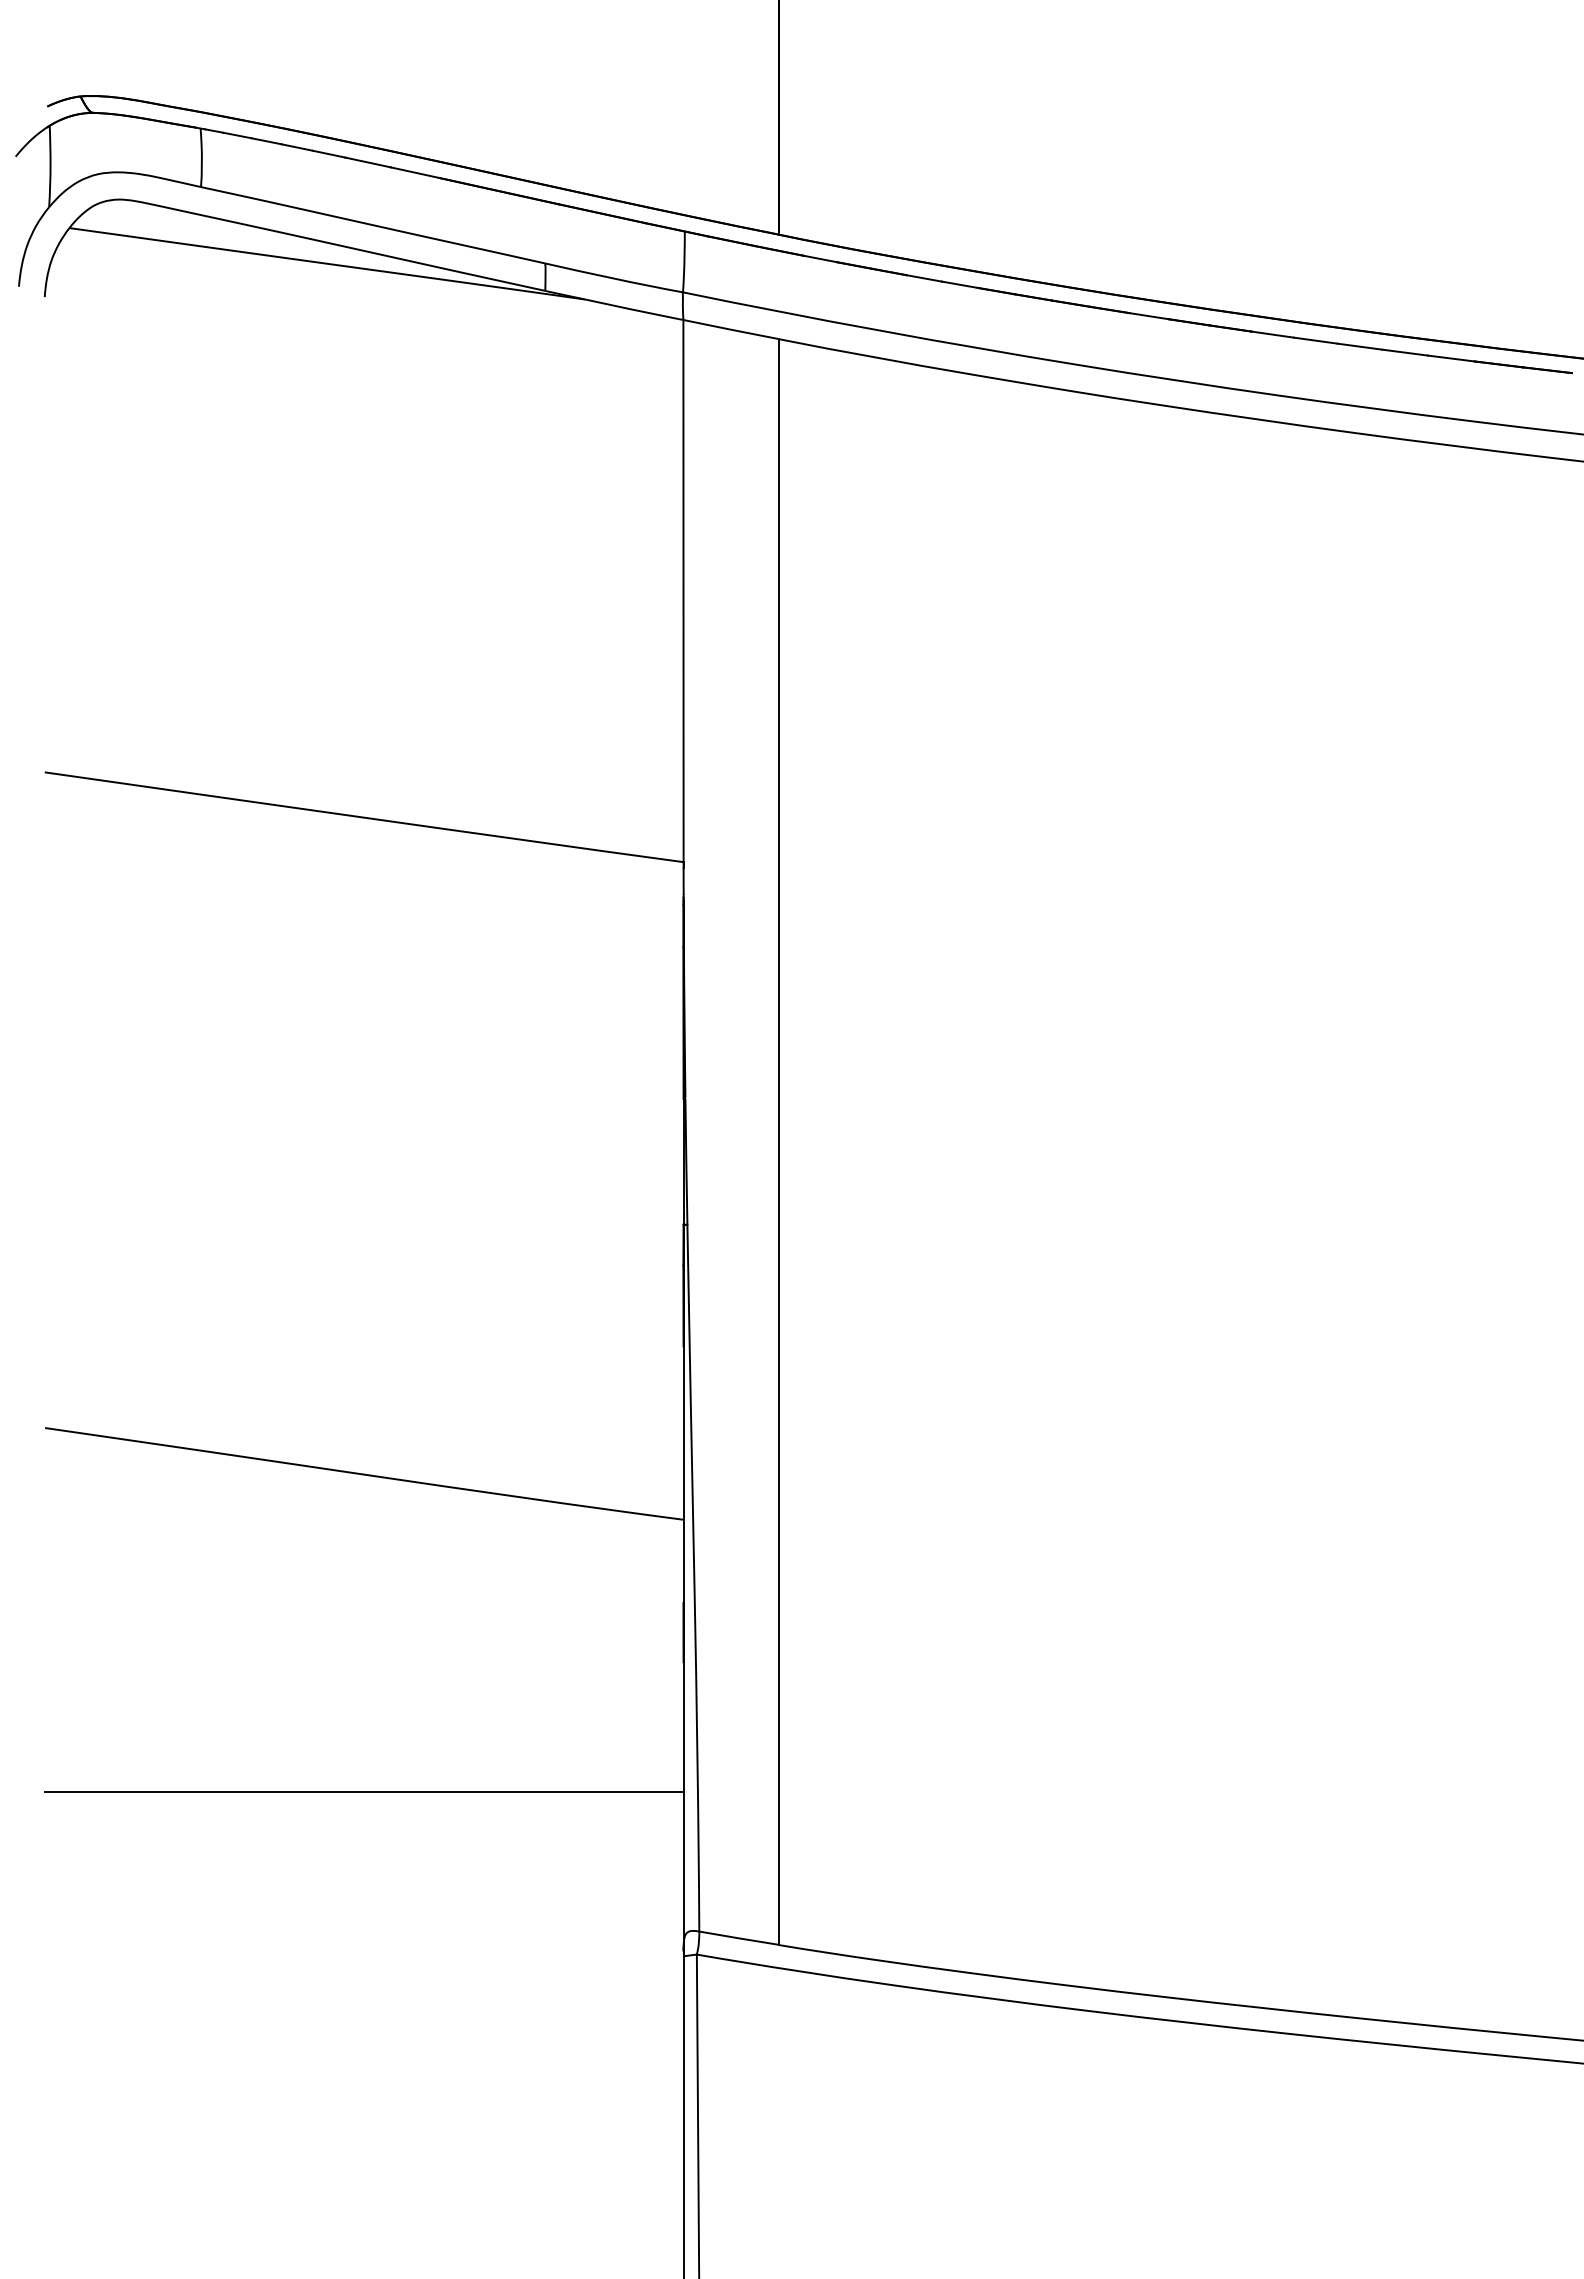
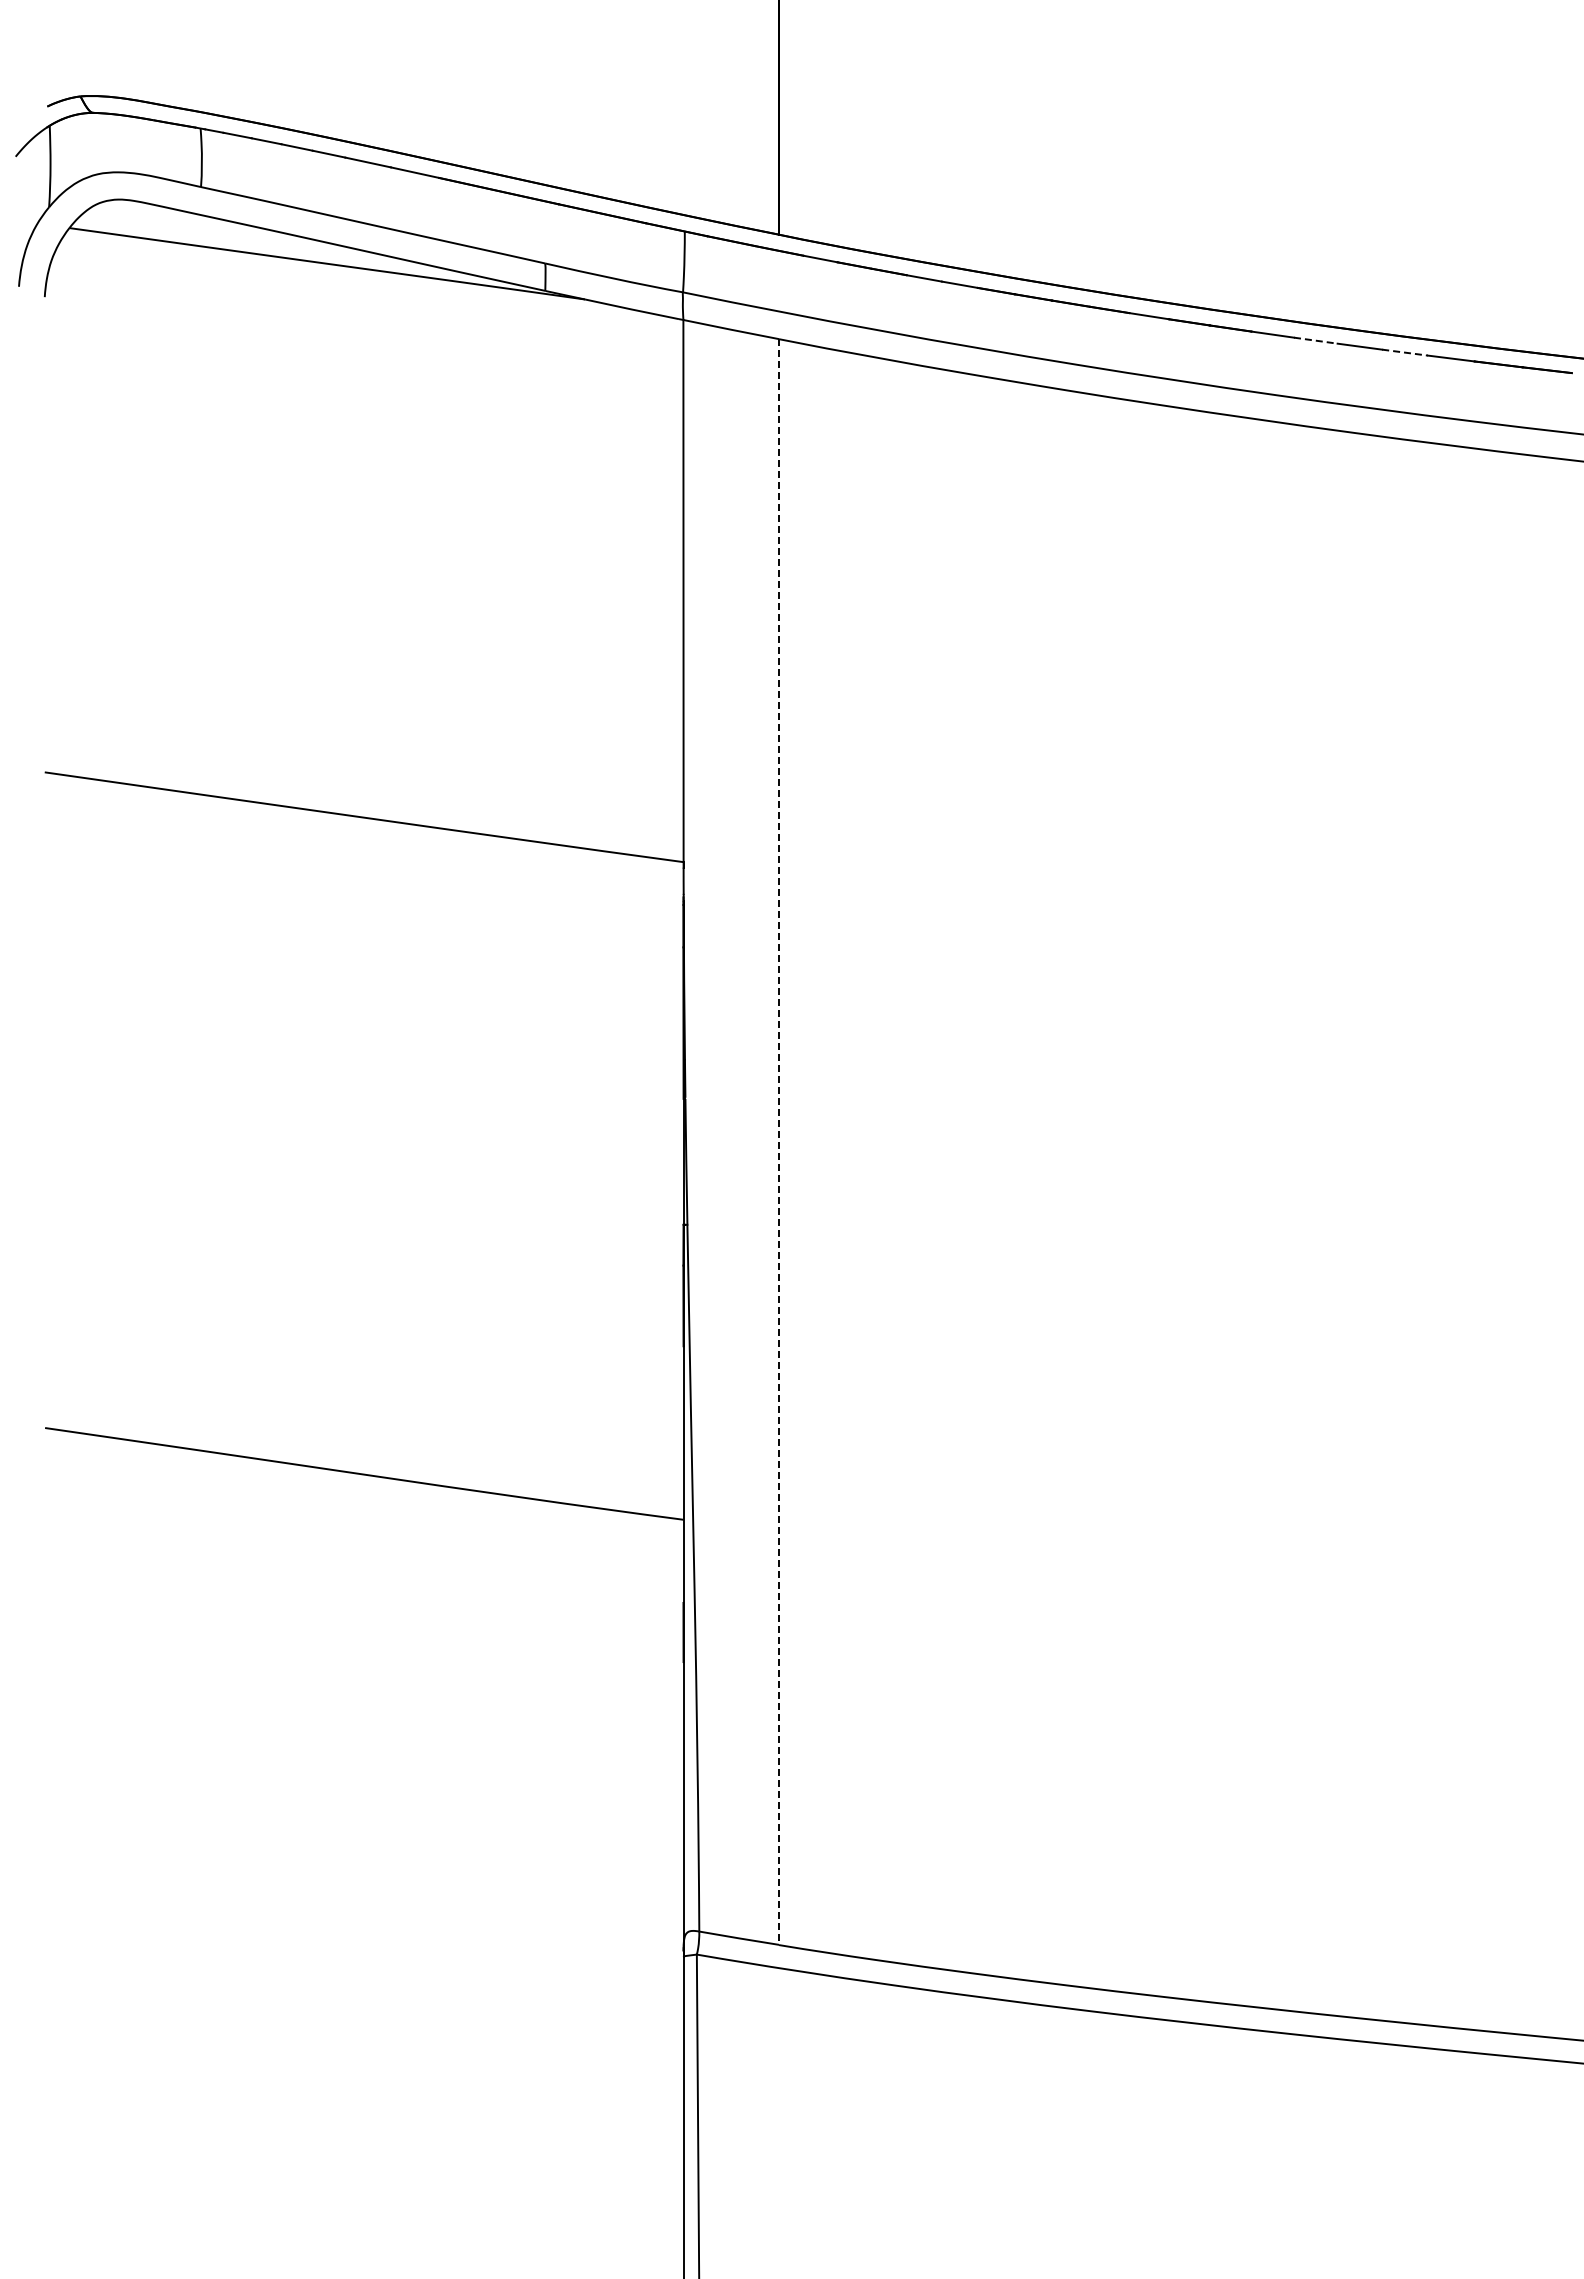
line: solid -> dashed (1315, 340)
line: solid -> dashed (1405, 352)
line: solid -> dashed (779, 1142)
line: present -> none (364, 1792)
